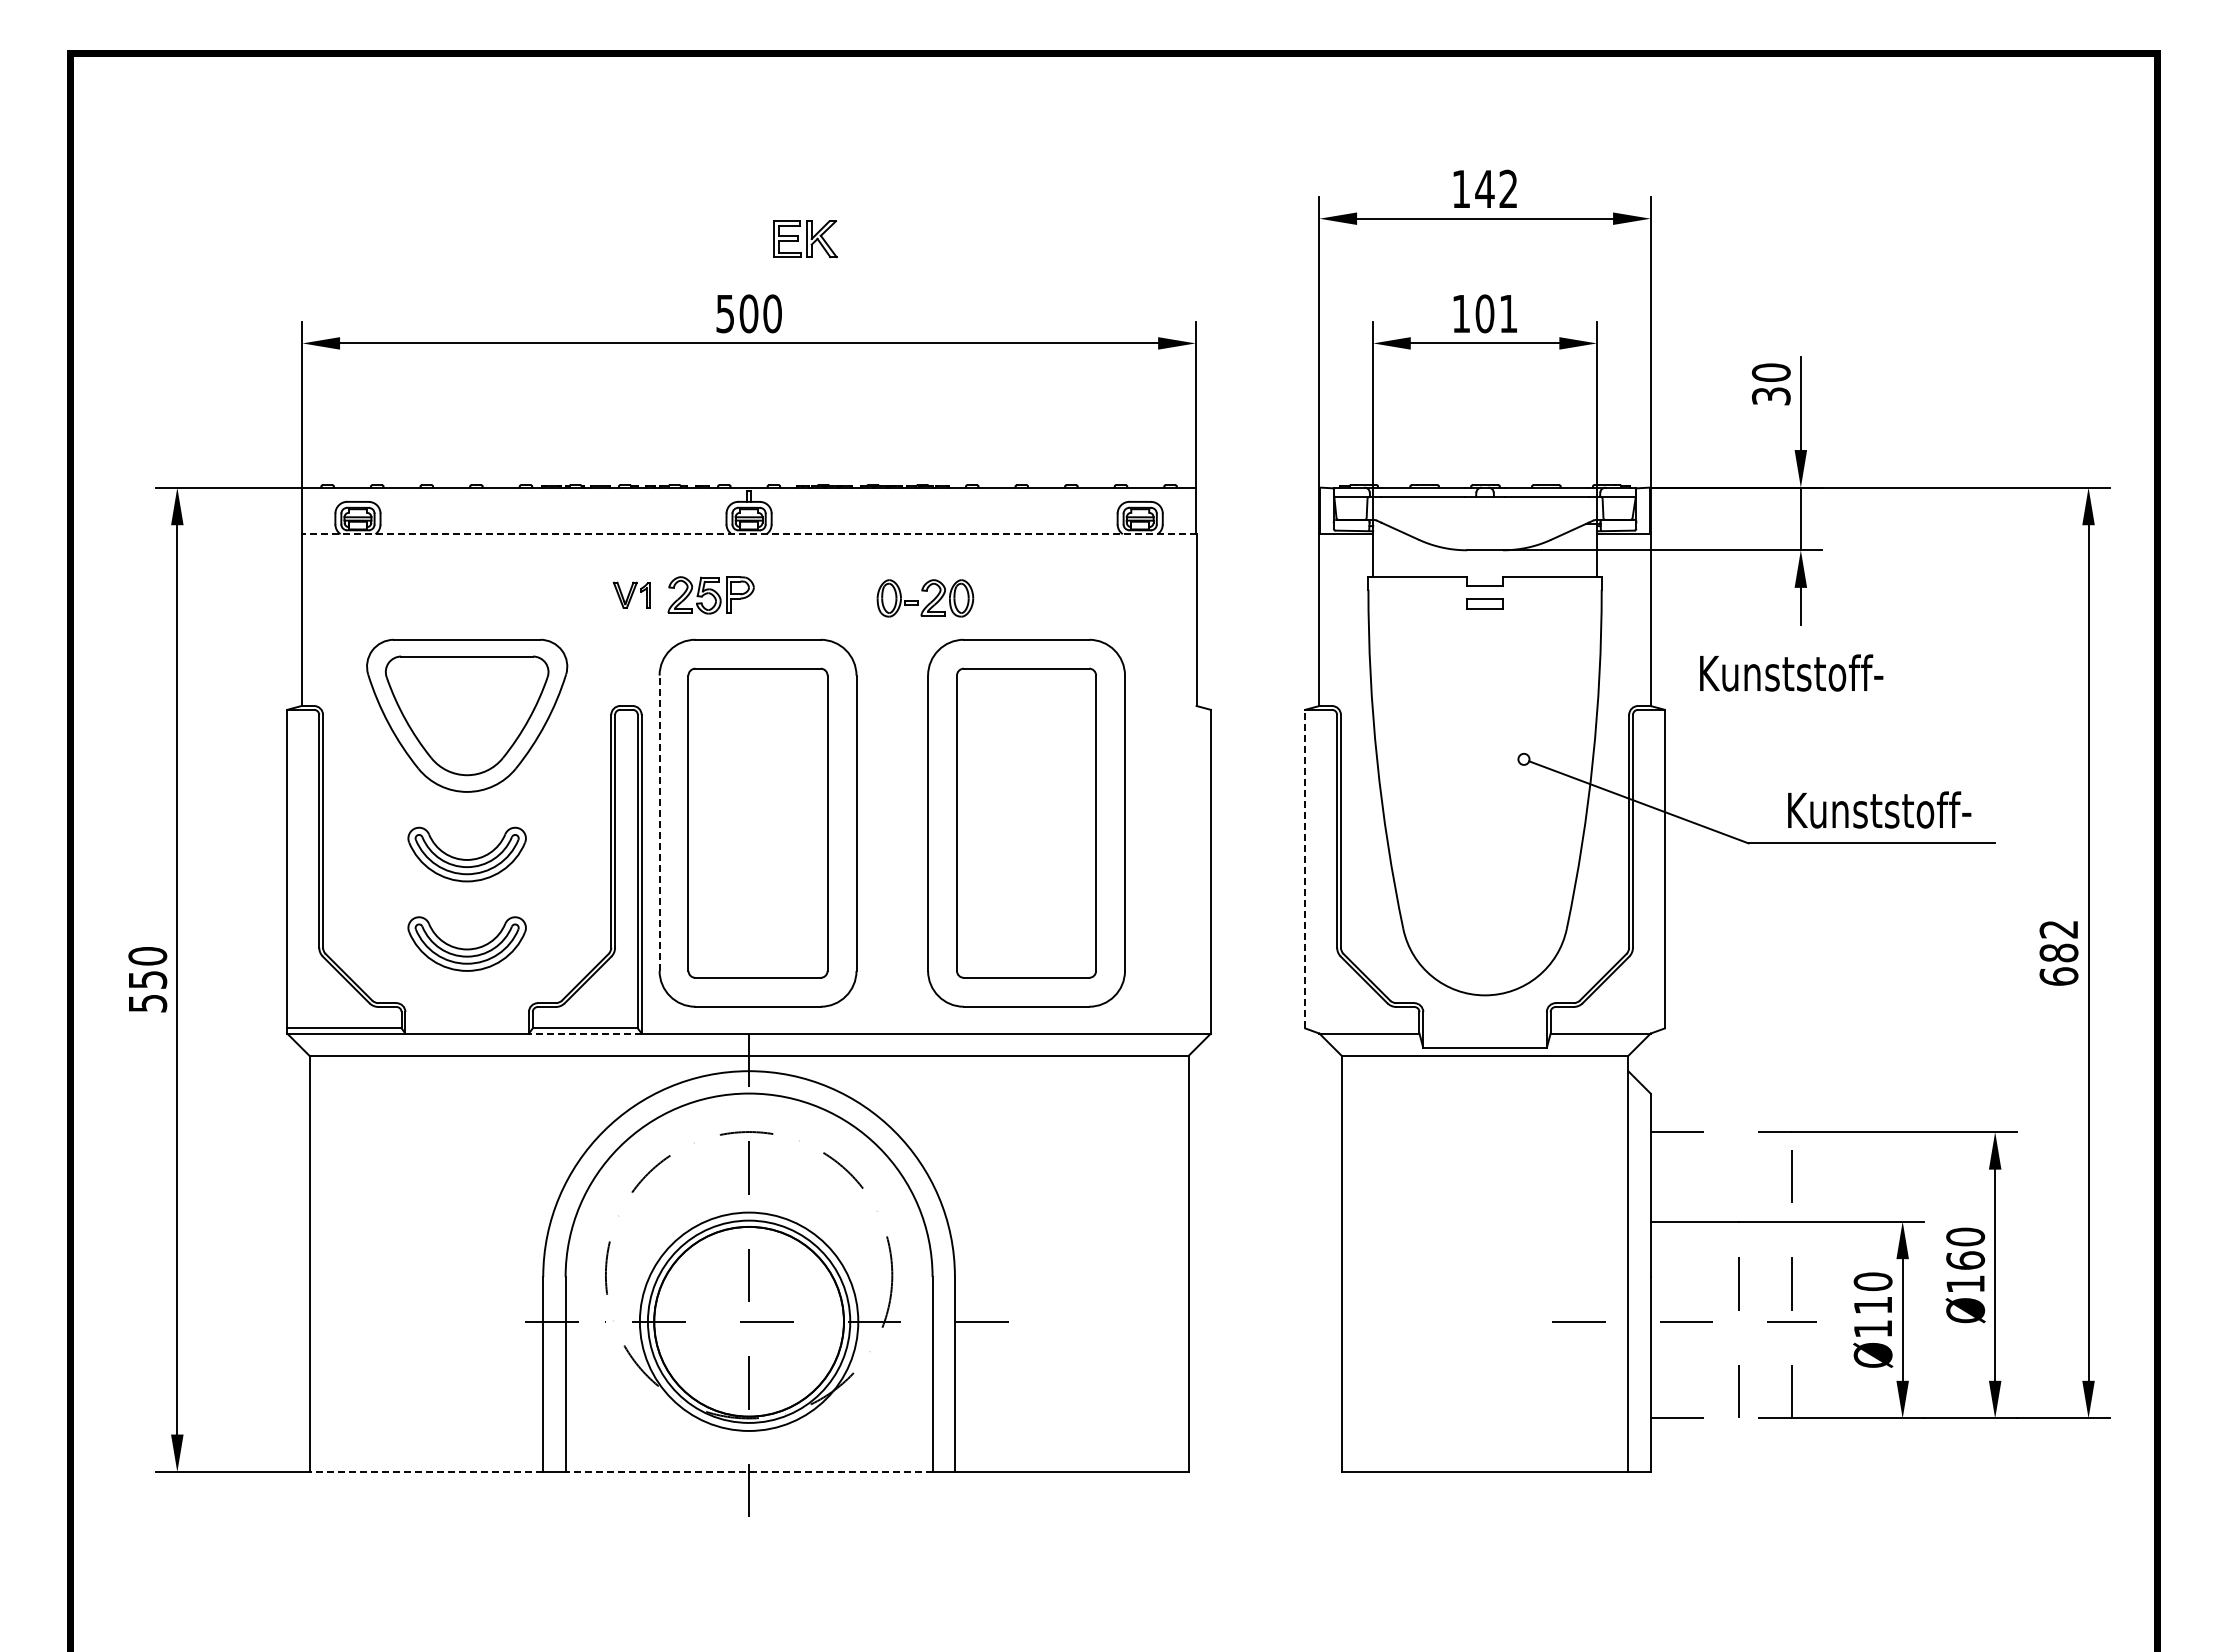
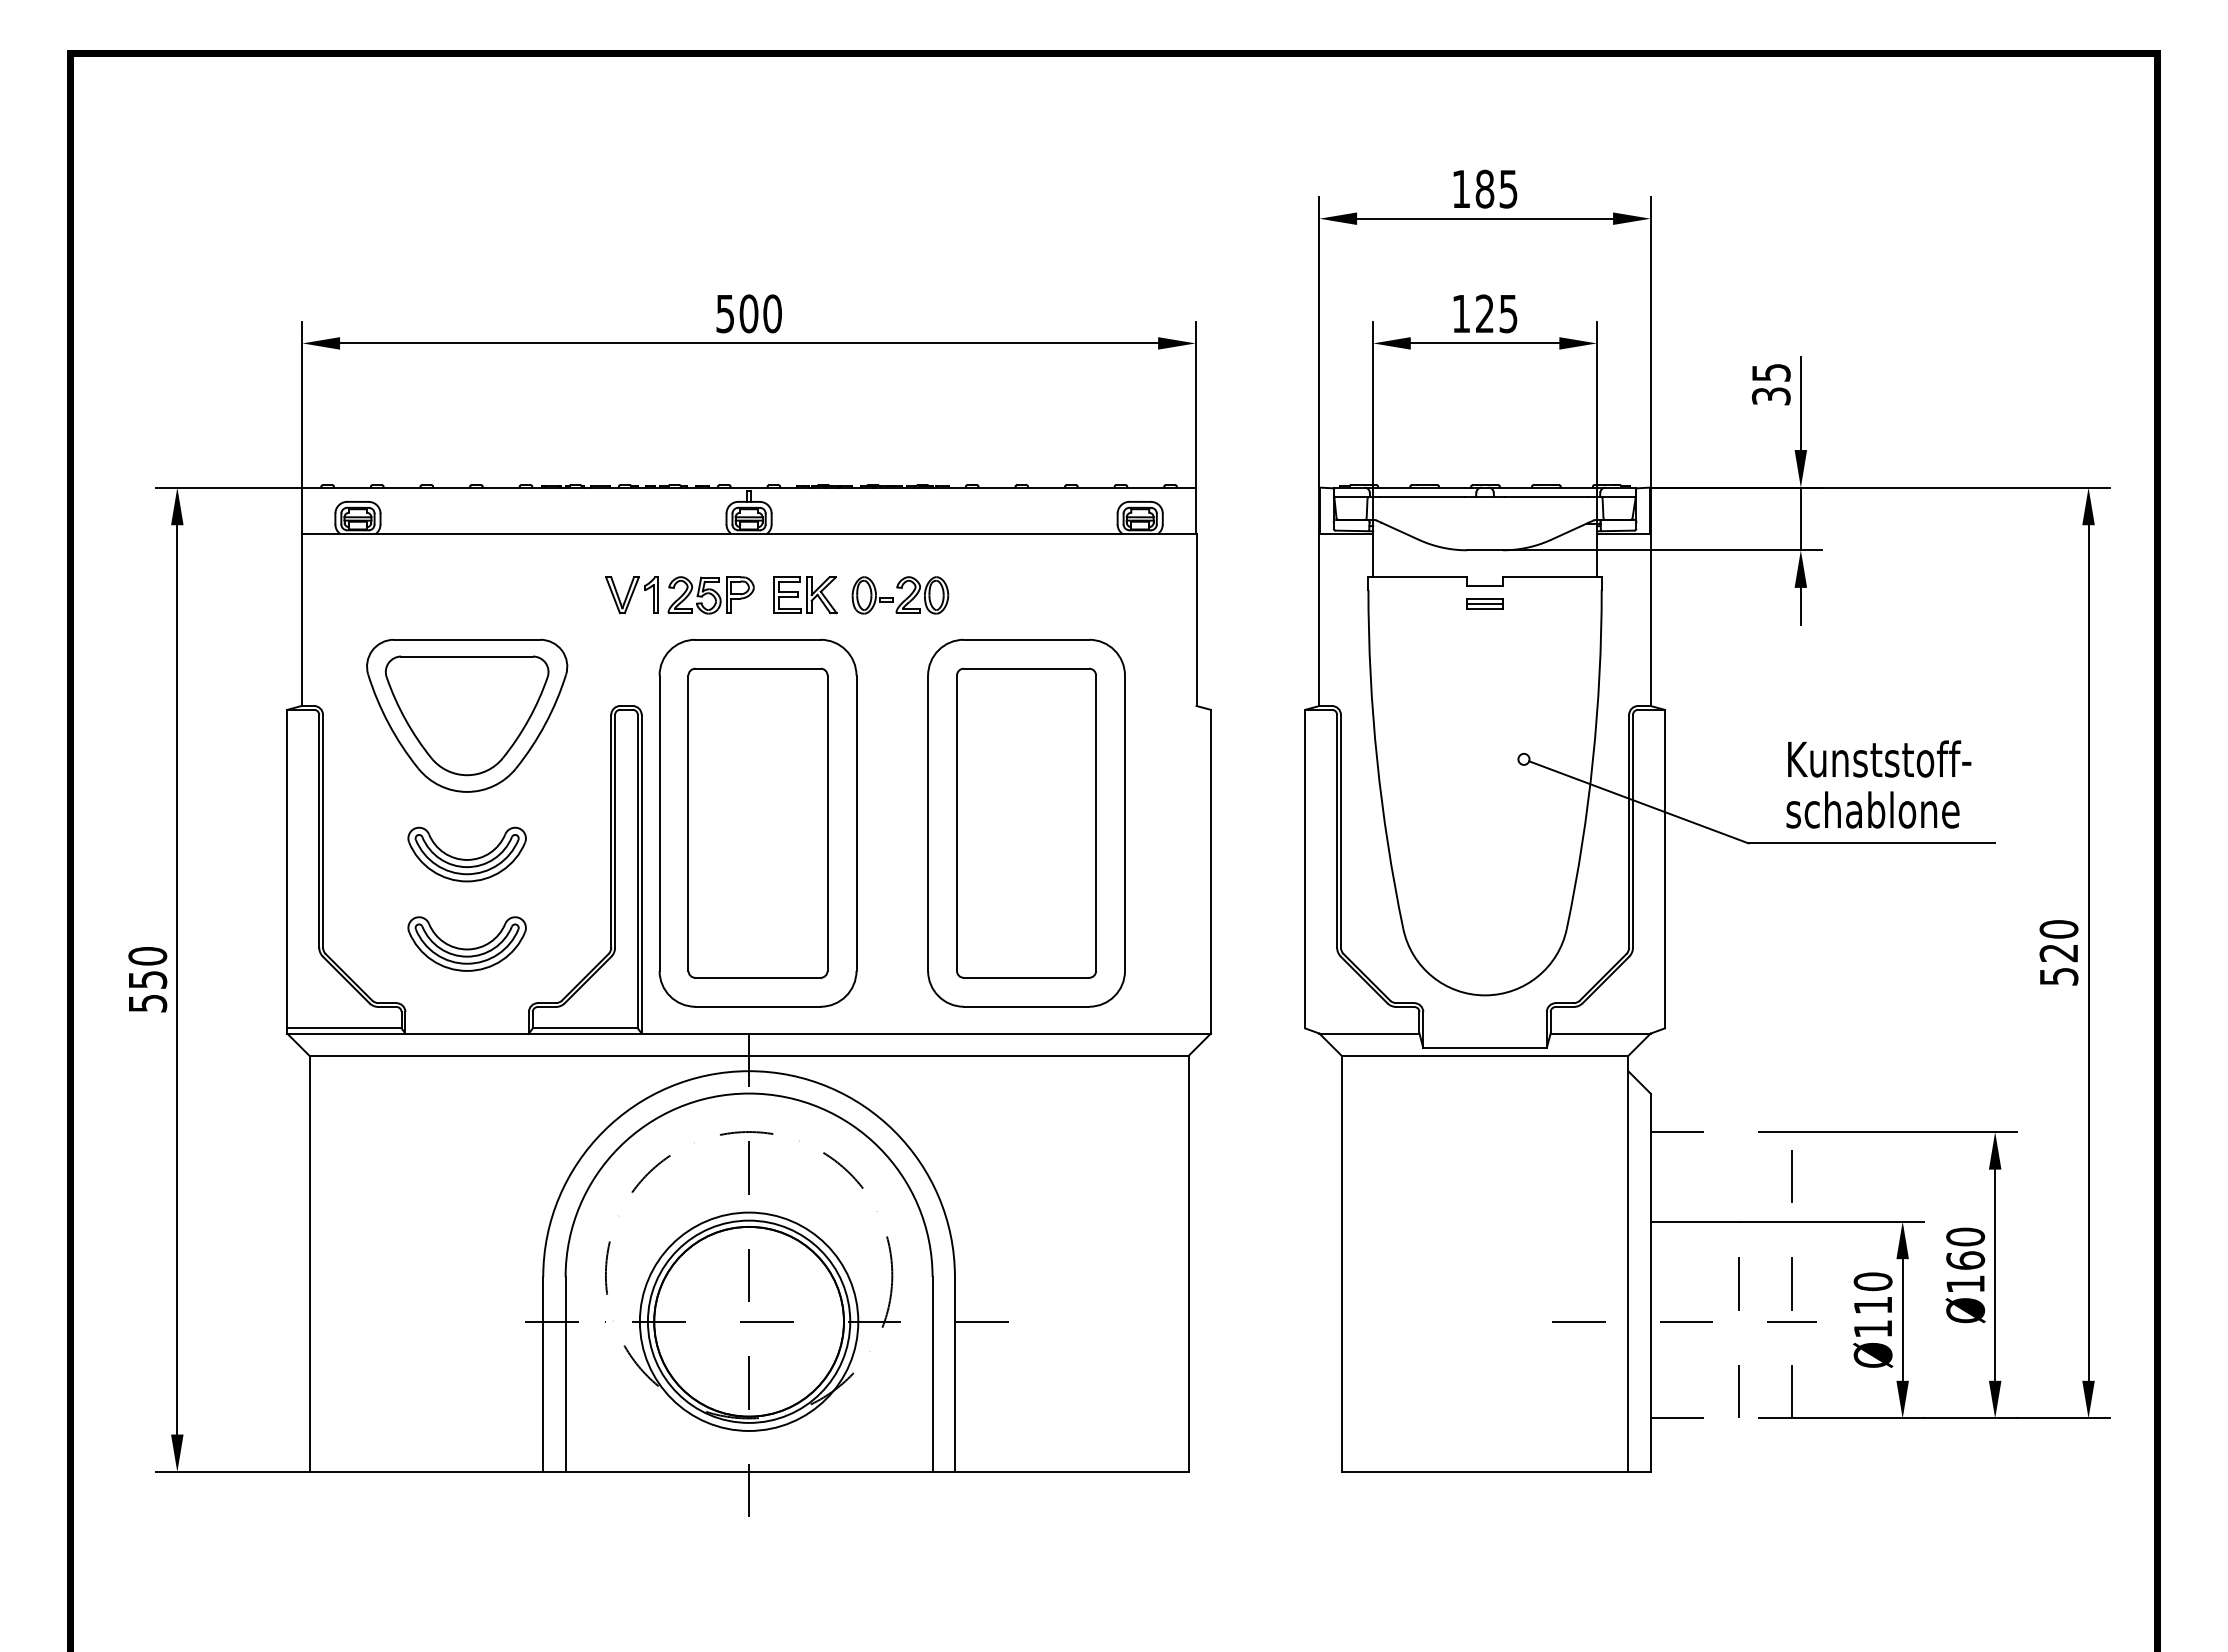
text: 142 -> 185 (1496, 188)
part position: (805, 239) -> (805, 595) (805, 595)
text: 101 -> 125 (1496, 313)
text: 30 -> 35 (1770, 372)
line: dashed -> solid (749, 534)
part size: 39x28 px -> 54x39 px (631, 595)
part position: (925, 598) -> (900, 595) (900, 595)
line: none -> present (1484, 603)
text position: (1791, 672) -> (1879, 758) (1879, 758)
text: Kunststoff- -> schablone (1878, 809)
line: dashed -> solid (659, 823)
line: dashed -> solid (1305, 868)
text: 682 -> 520 (2058, 952)
line: dashed -> solid (584, 1033)
line: dashed -> solid (426, 1472)
line: dashed -> solid (748, 1472)
